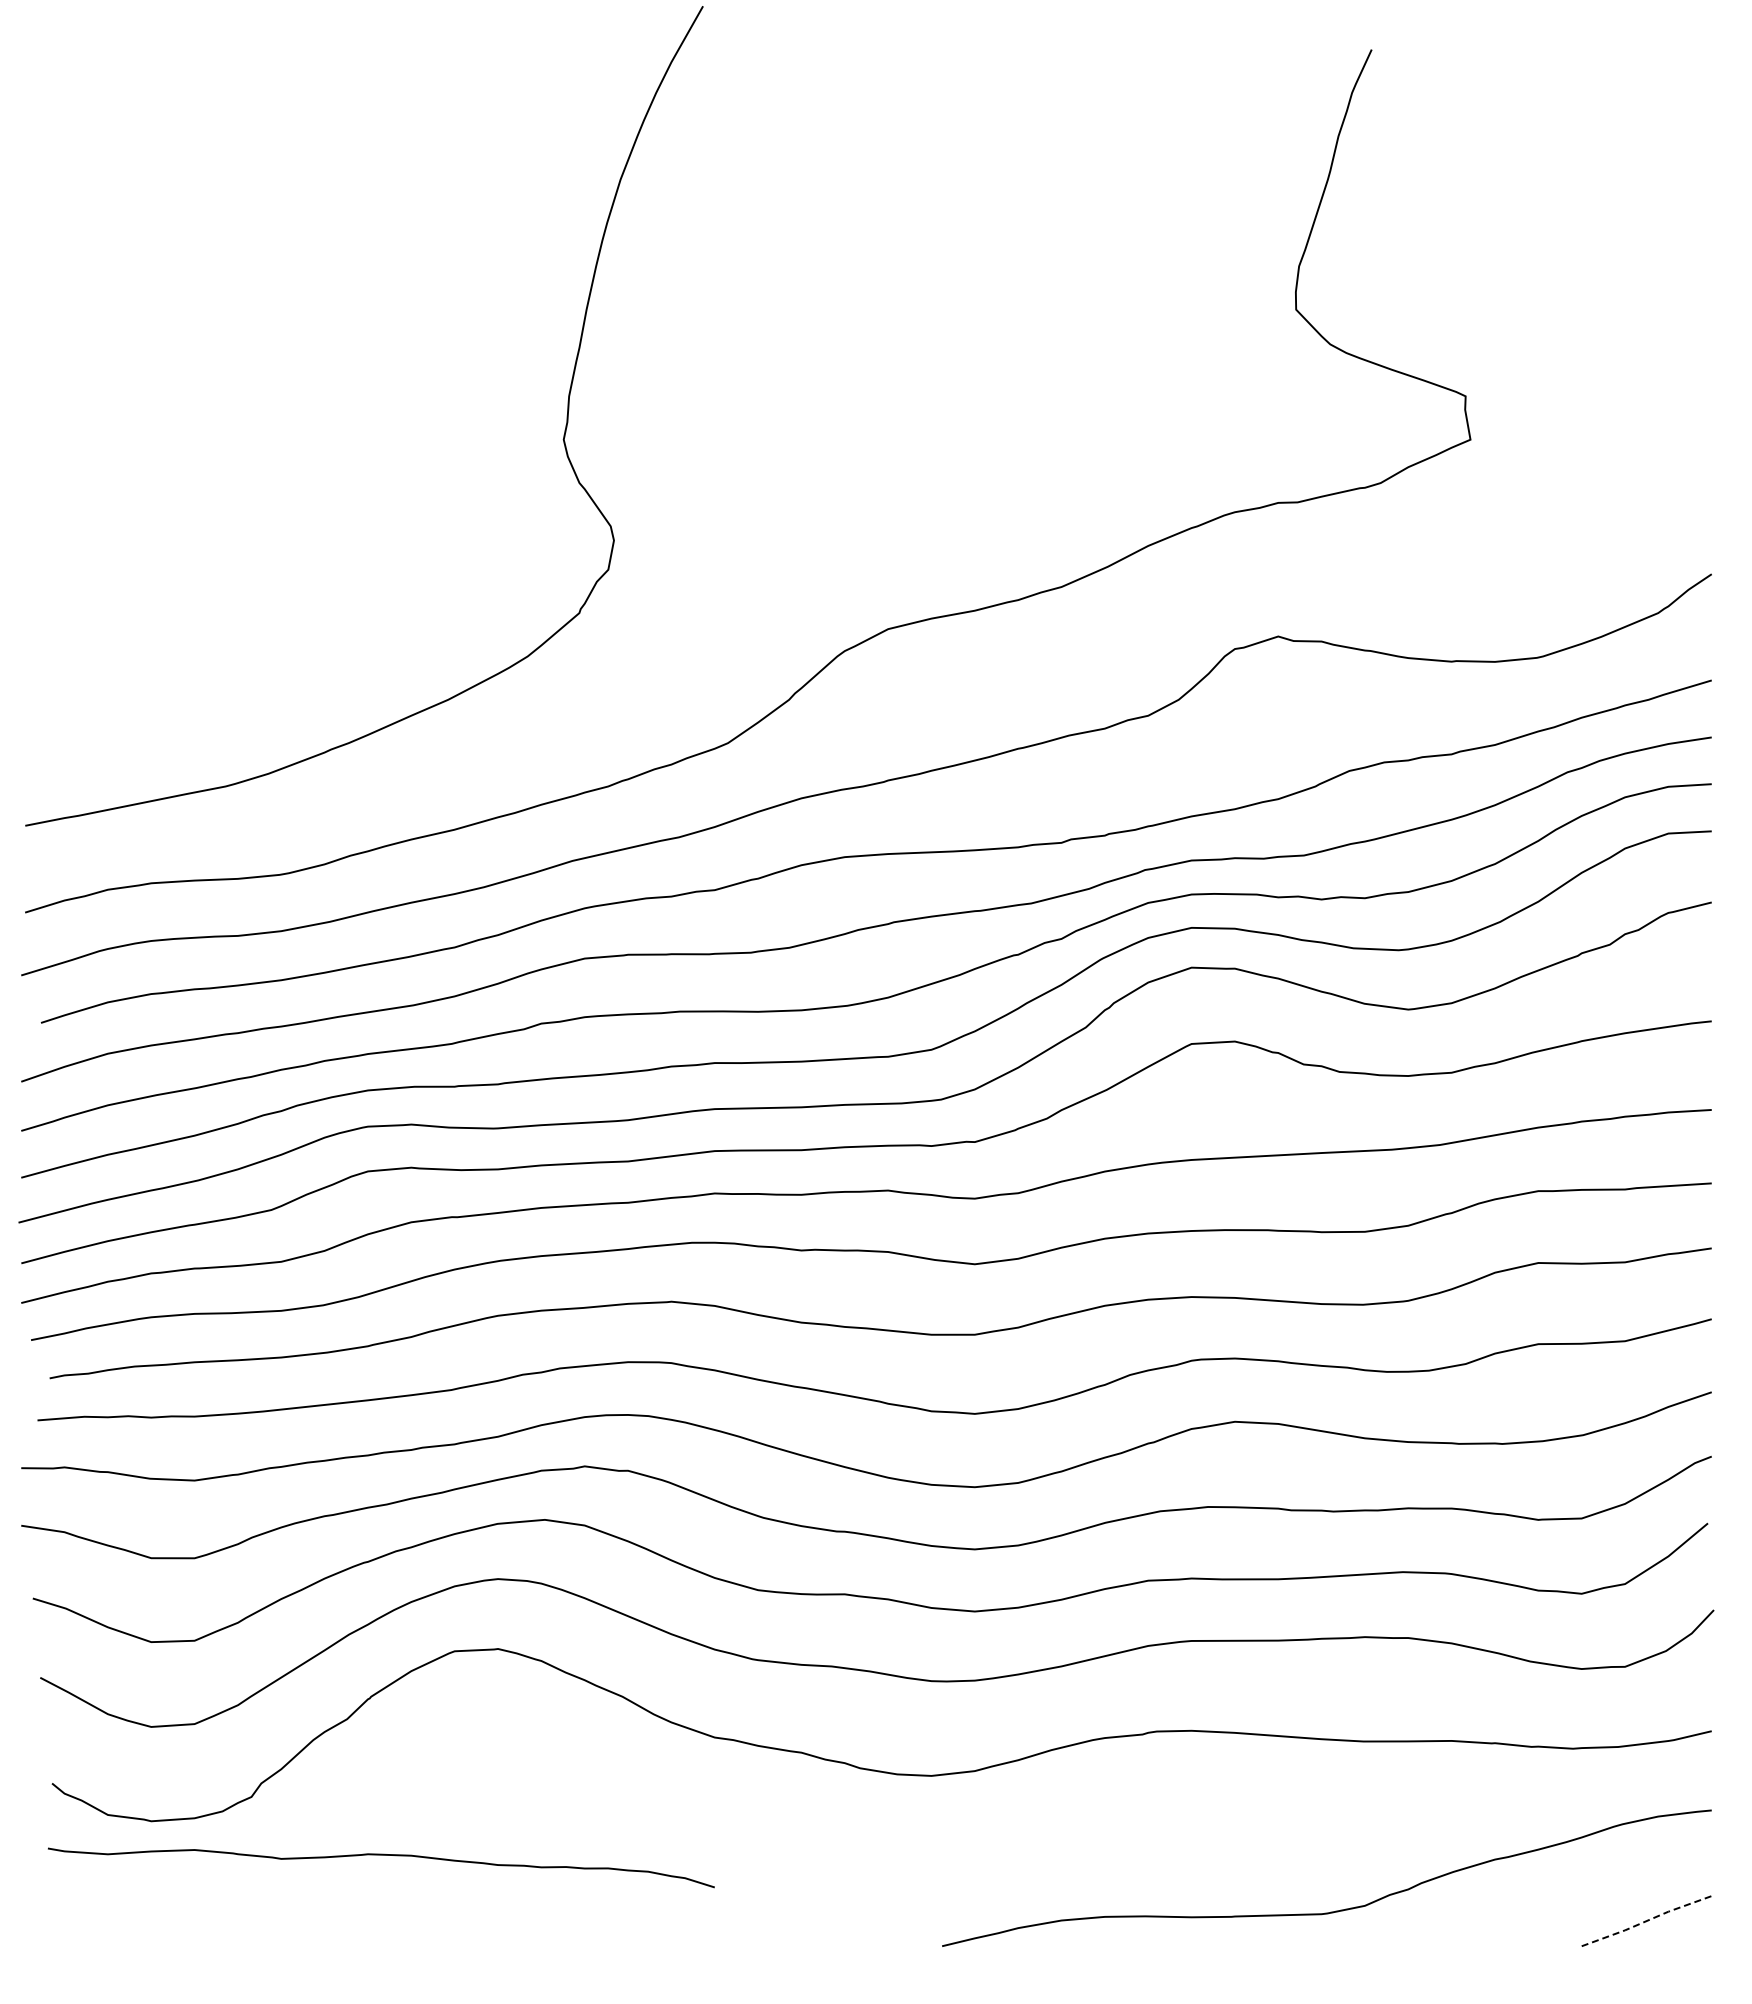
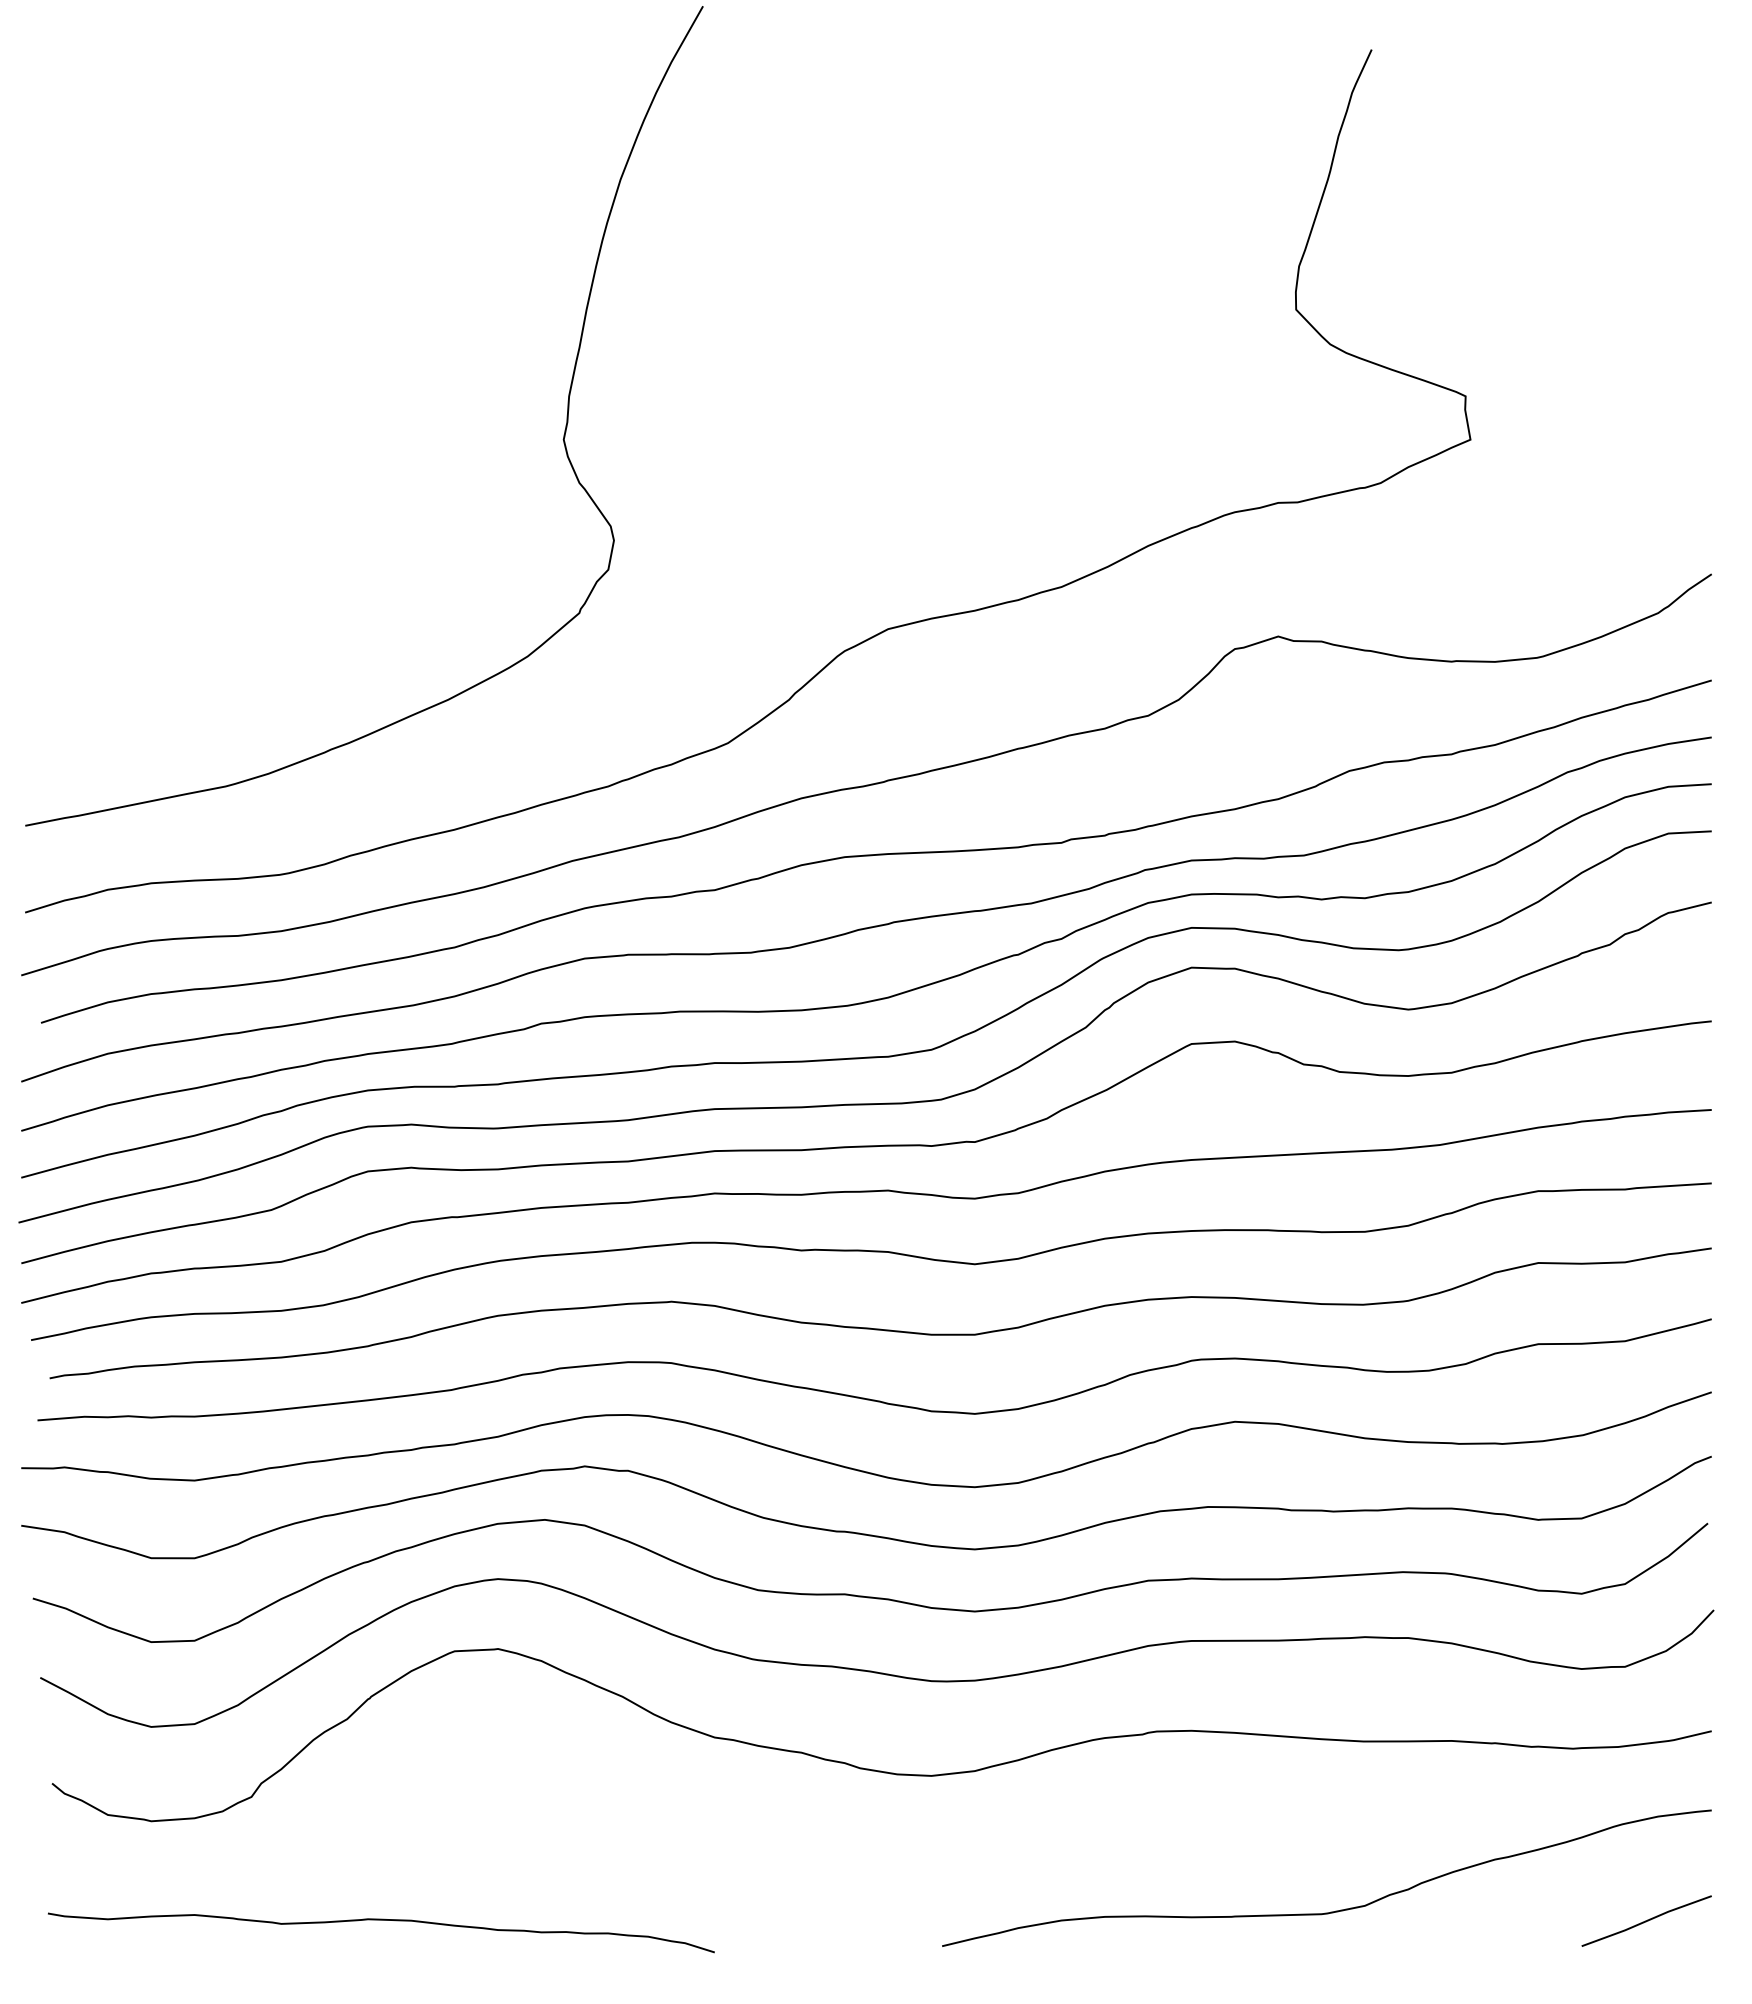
curve position: (381, 1855) -> (381, 1920) (381, 1920)
line: dashed -> solid (1646, 1921)
